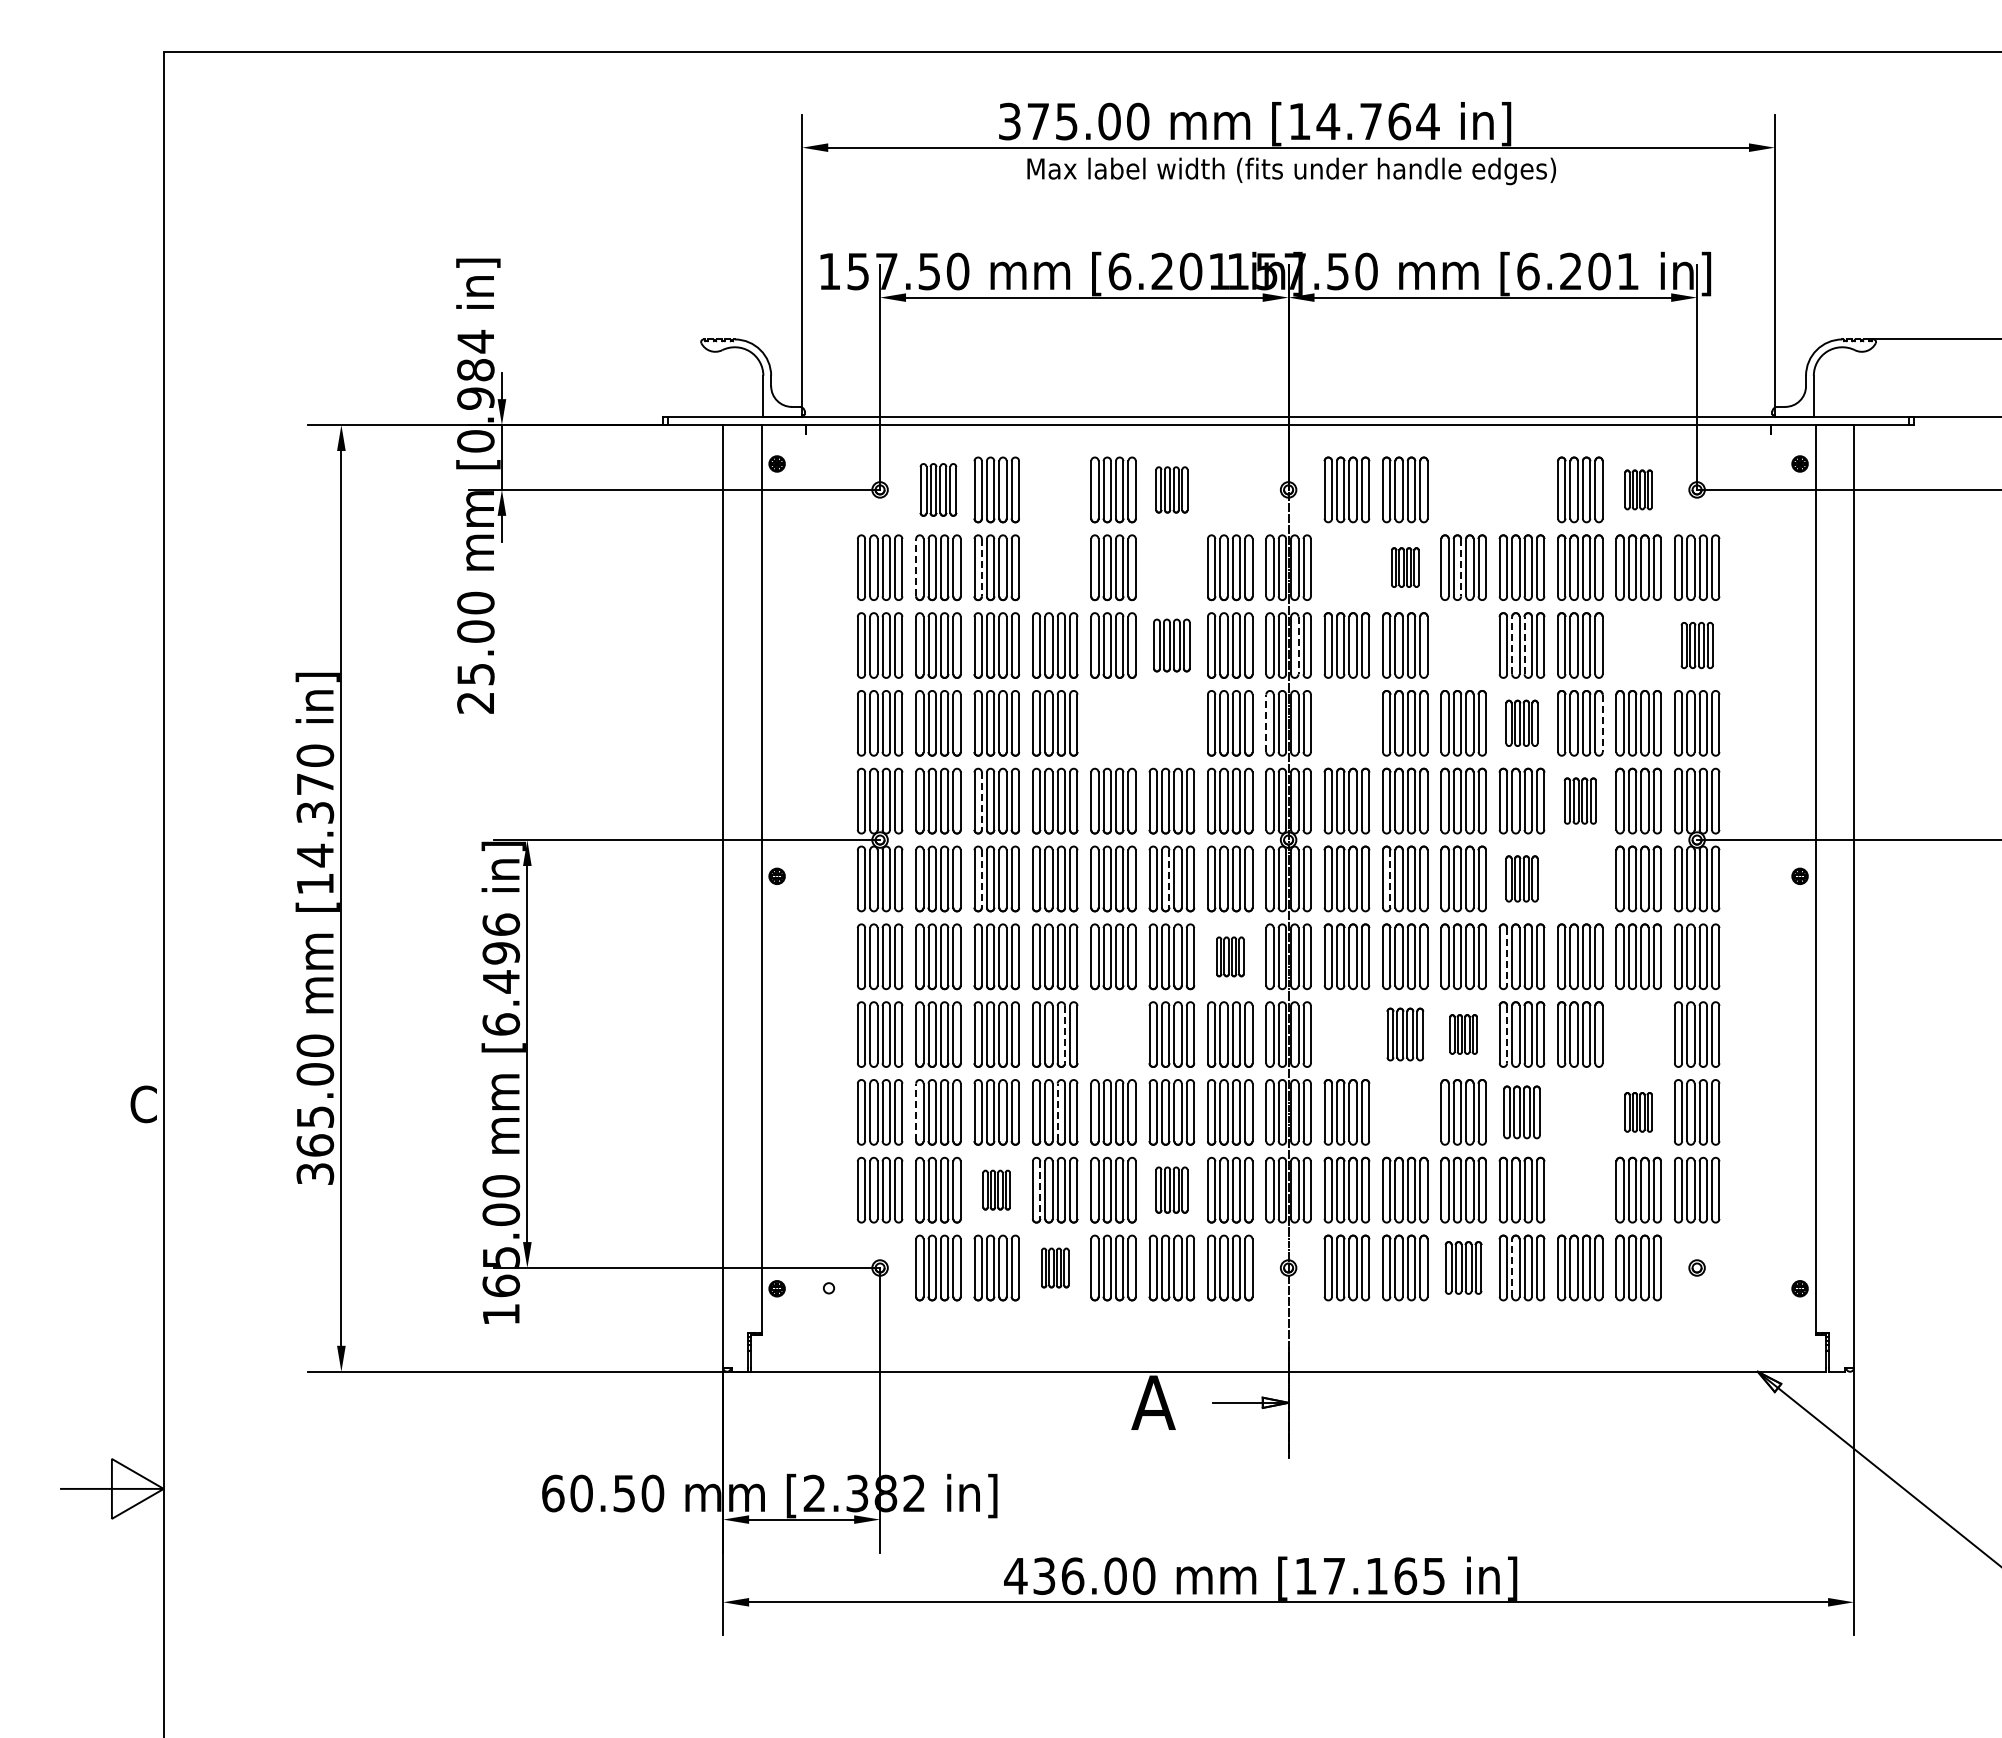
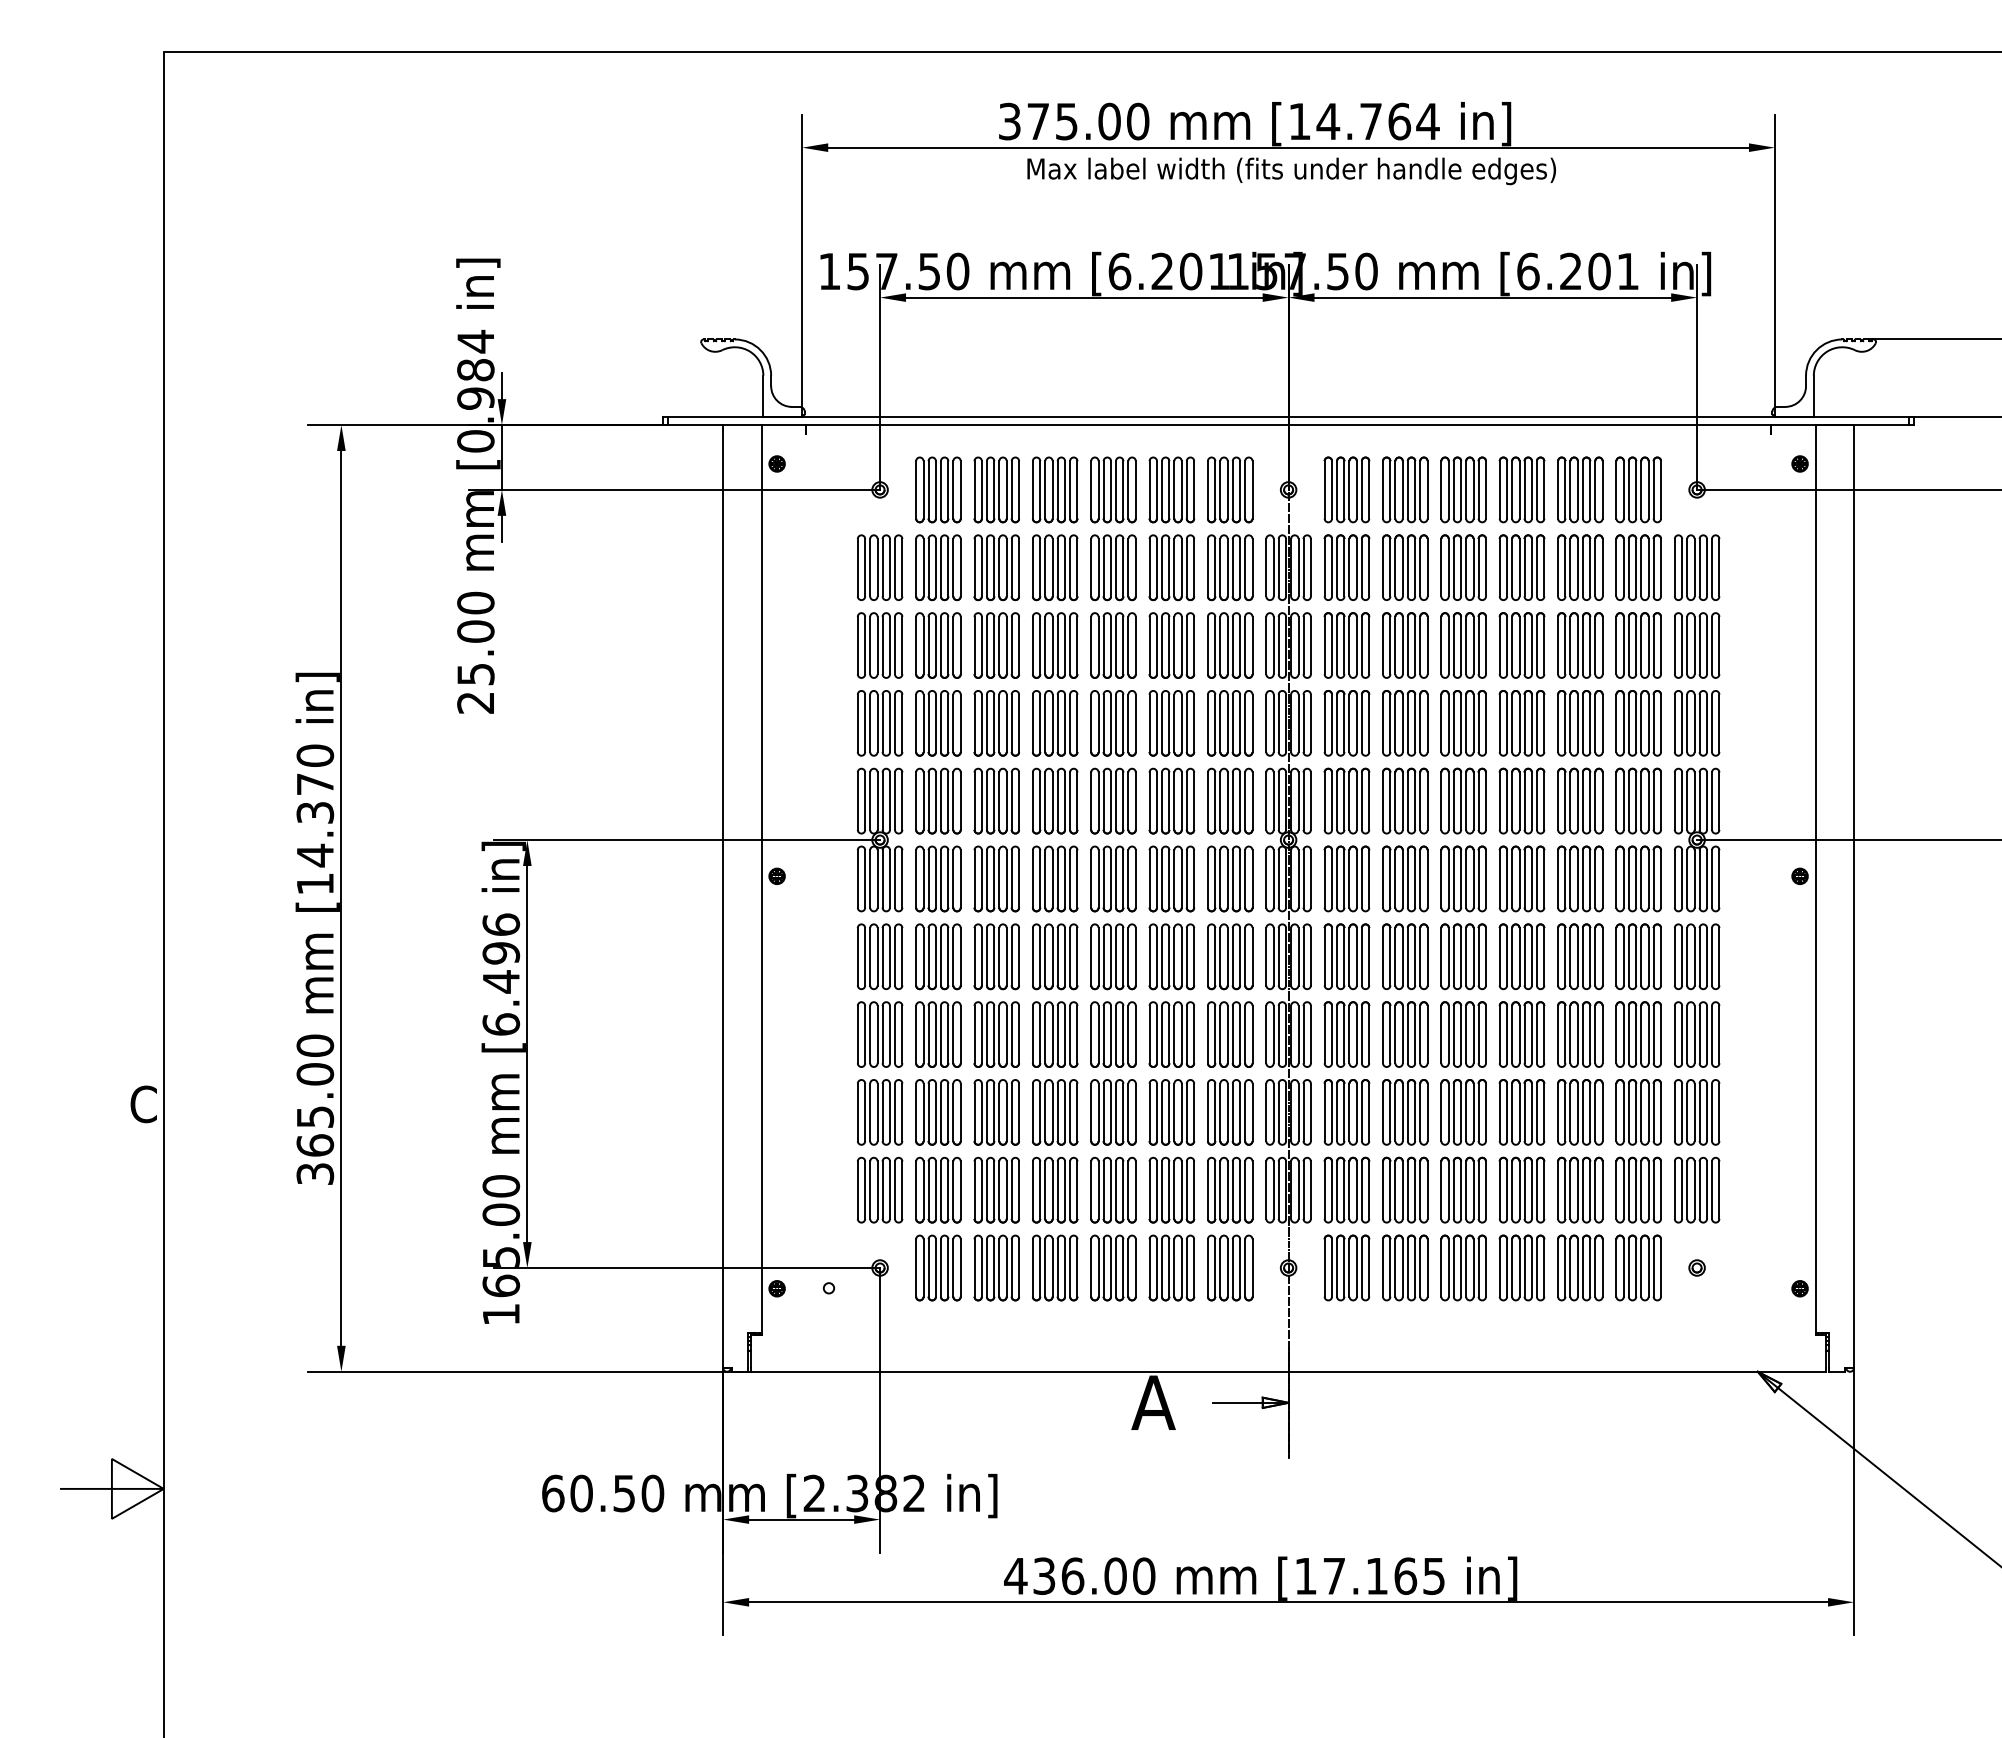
part size: 39x54 px -> 47x68 px (938, 489)
part: none -> present (1055, 489)
part size: 34x48 px -> 48x68 px (1171, 489)
part: none -> present (1230, 489)
part: none -> present (1463, 489)
part: none -> present (1521, 489)
part size: 29x42 px -> 47x68 px (1638, 489)
line: dashed -> solid (916, 567)
line: dashed -> solid (981, 567)
part: none -> present (1055, 567)
part: none -> present (1171, 567)
part: none -> present (1346, 567)
part size: 29x41 px -> 47x67 px (1405, 567)
line: dashed -> solid (1461, 567)
part size: 38x55 px -> 48x67 px (1171, 645)
line: dashed -> solid (1298, 645)
part: none -> present (1463, 645)
line: dashed -> solid (1512, 645)
line: dashed -> solid (1524, 645)
part: none -> present (1638, 645)
part size: 34x48 px -> 47x67 px (1697, 645)
part size: 34x48 px -> 48x67 px (1521, 723)
part: none -> present (1113, 723)
part: none -> present (1171, 723)
line: dashed -> solid (1266, 723)
part: none -> present (1346, 723)
line: dashed -> solid (1602, 723)
part size: 34x48 px -> 47x68 px (1580, 800)
line: dashed -> solid (981, 801)
line: dashed -> solid (981, 878)
line: dashed -> solid (1169, 878)
line: dashed -> solid (1390, 878)
part size: 34x48 px -> 48x68 px (1521, 878)
part: none -> present (1580, 878)
part size: 29x42 px -> 47x68 px (1230, 956)
line: dashed -> solid (1507, 956)
line: dashed -> solid (1065, 1034)
part: none -> present (1113, 1034)
part: none -> present (1346, 1034)
part size: 39x55 px -> 47x67 px (1405, 1034)
part size: 29x41 px -> 47x67 px (1463, 1034)
line: dashed -> solid (1507, 1034)
part: none -> present (1638, 1034)
line: dashed -> solid (916, 1112)
line: dashed -> solid (1057, 1112)
part: none -> present (1405, 1112)
part size: 38x55 px -> 48x67 px (1521, 1112)
part: none -> present (1580, 1112)
part size: 29x41 px -> 47x67 px (1638, 1112)
part size: 29x42 px -> 47x68 px (996, 1189)
part size: 34x48 px -> 48x68 px (1171, 1189)
part: none -> present (1580, 1189)
line: dashed -> solid (1040, 1190)
part size: 29x42 px -> 47x68 px (1055, 1267)
part size: 39x54 px -> 47x68 px (1463, 1267)
line: dashed -> solid (1512, 1268)
